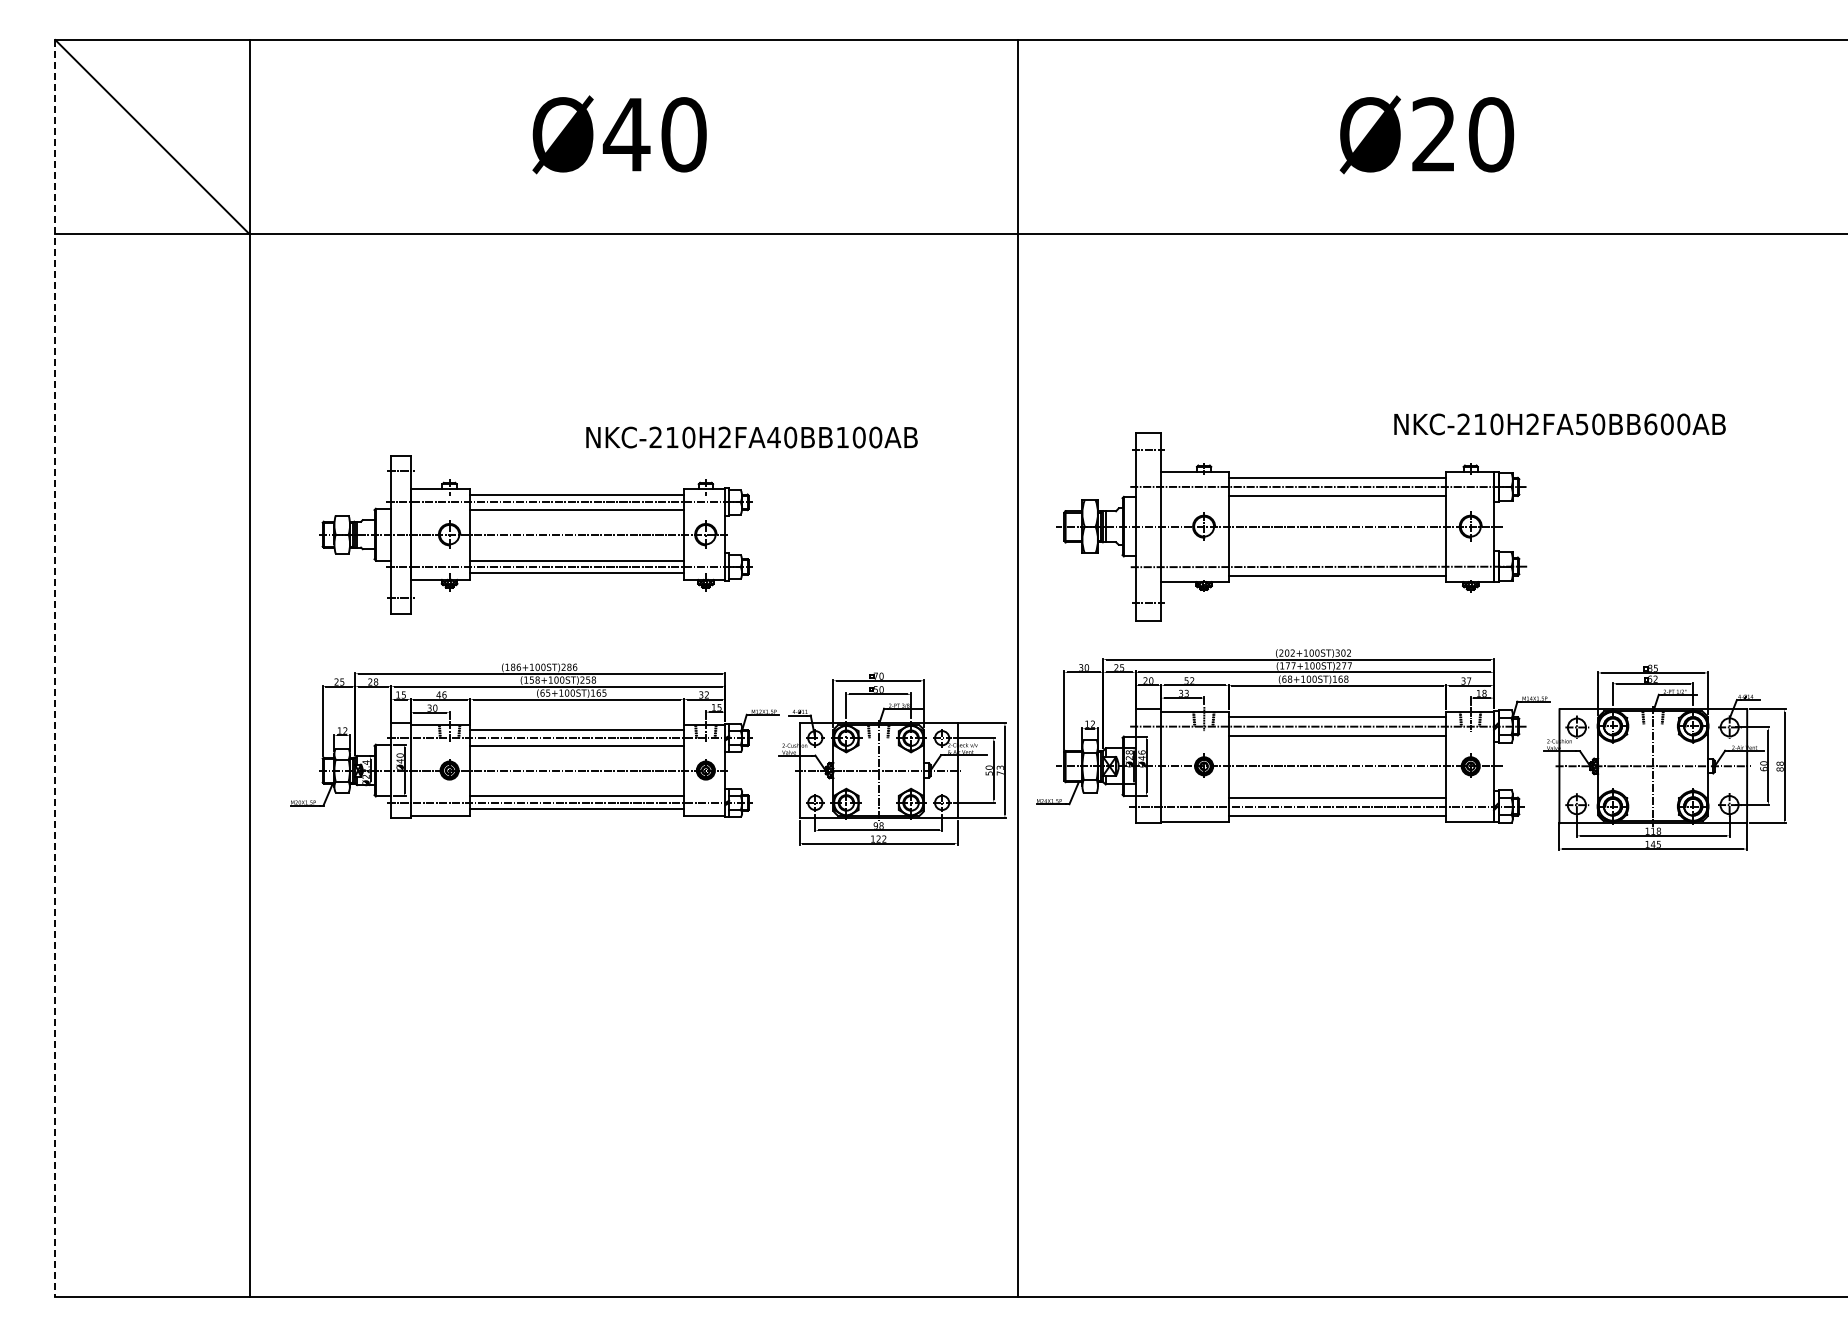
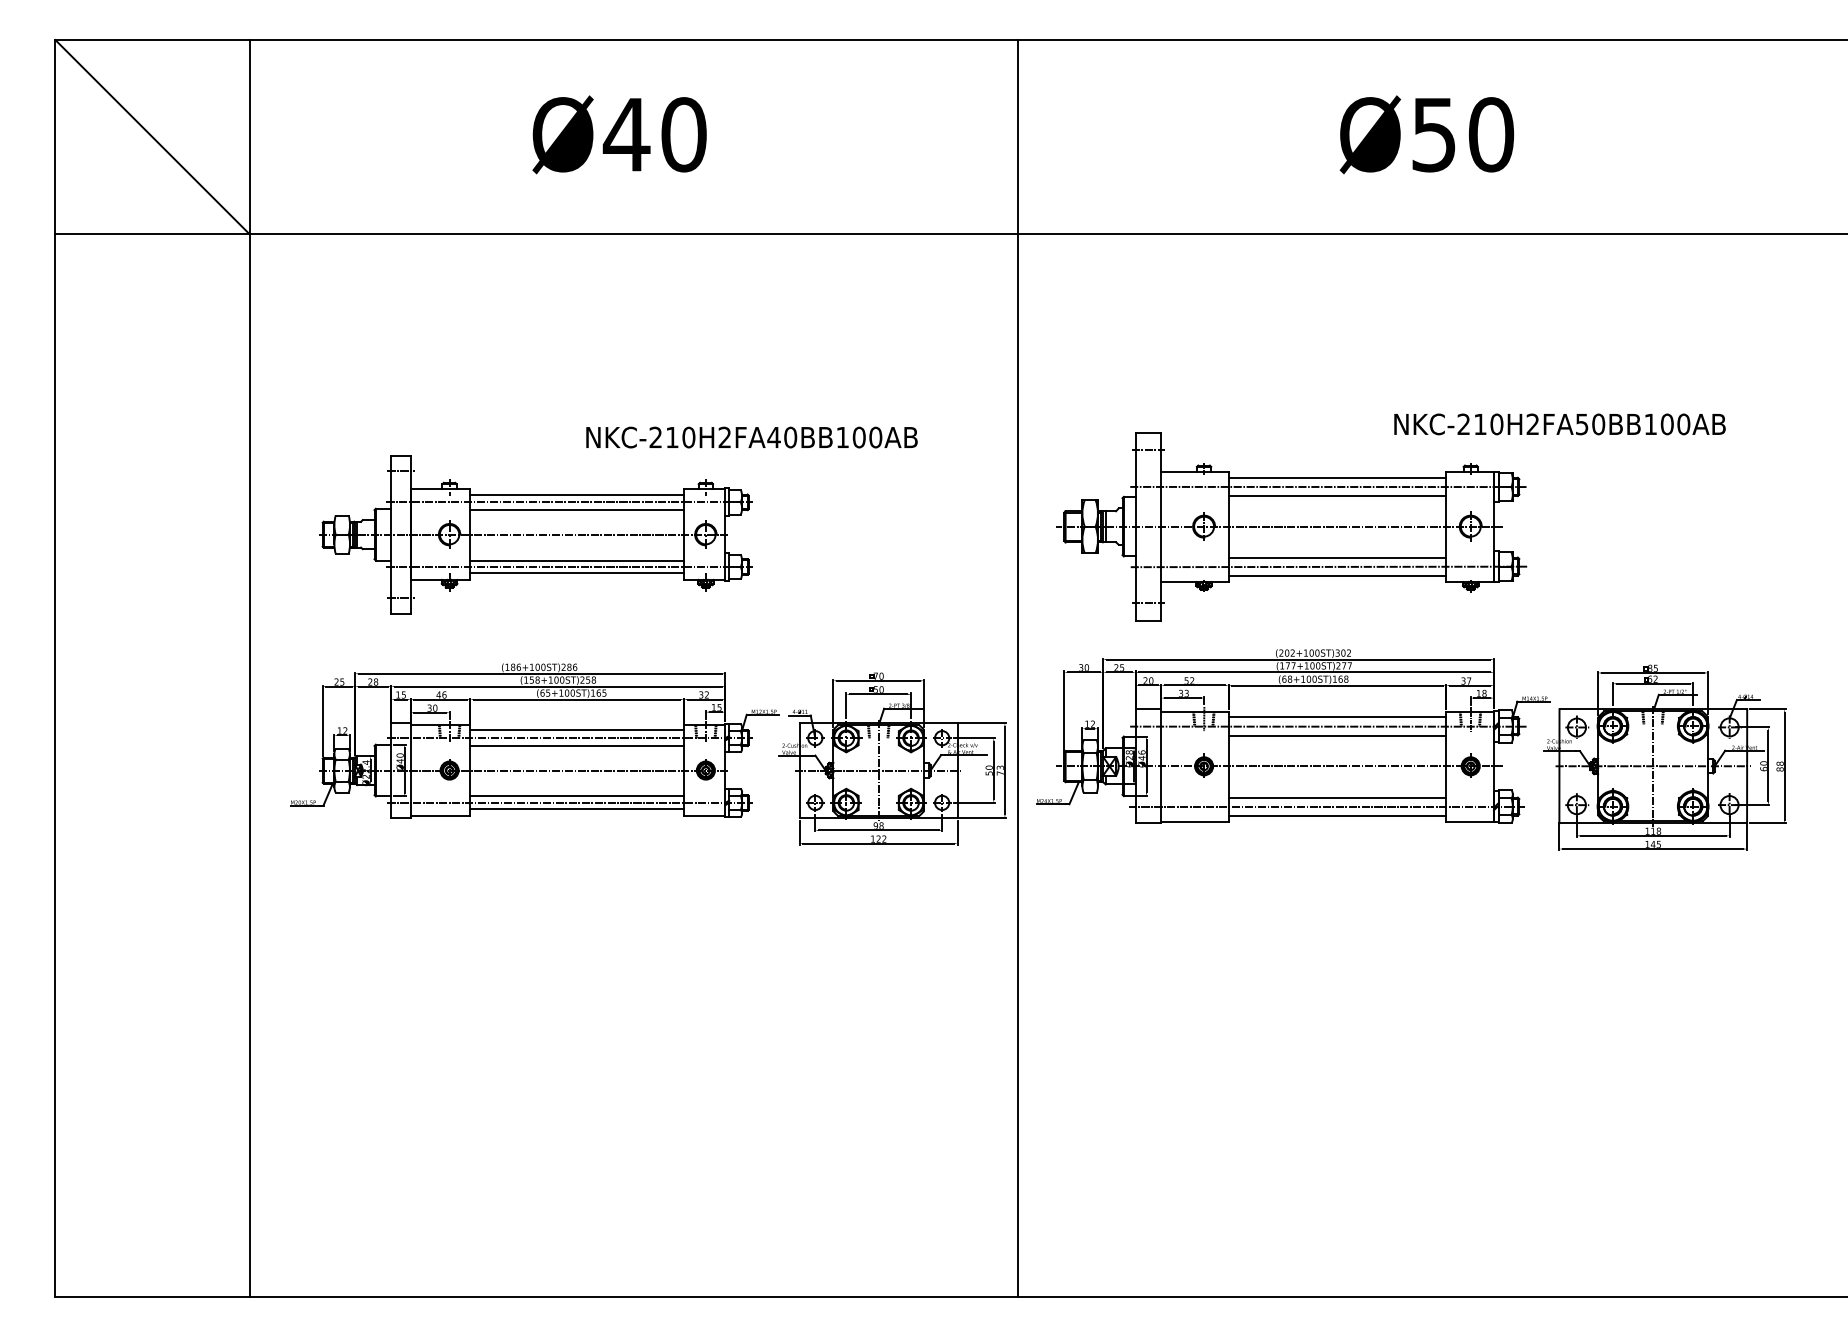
text: Ø20 -> Ø50 (1433, 134)
text: NKC-210H2FA50BB600AB -> NKC-210H2FA50BB100AB (1650, 424)
line: none -> present (1337, 558)
line: dashed -> solid (55, 668)
